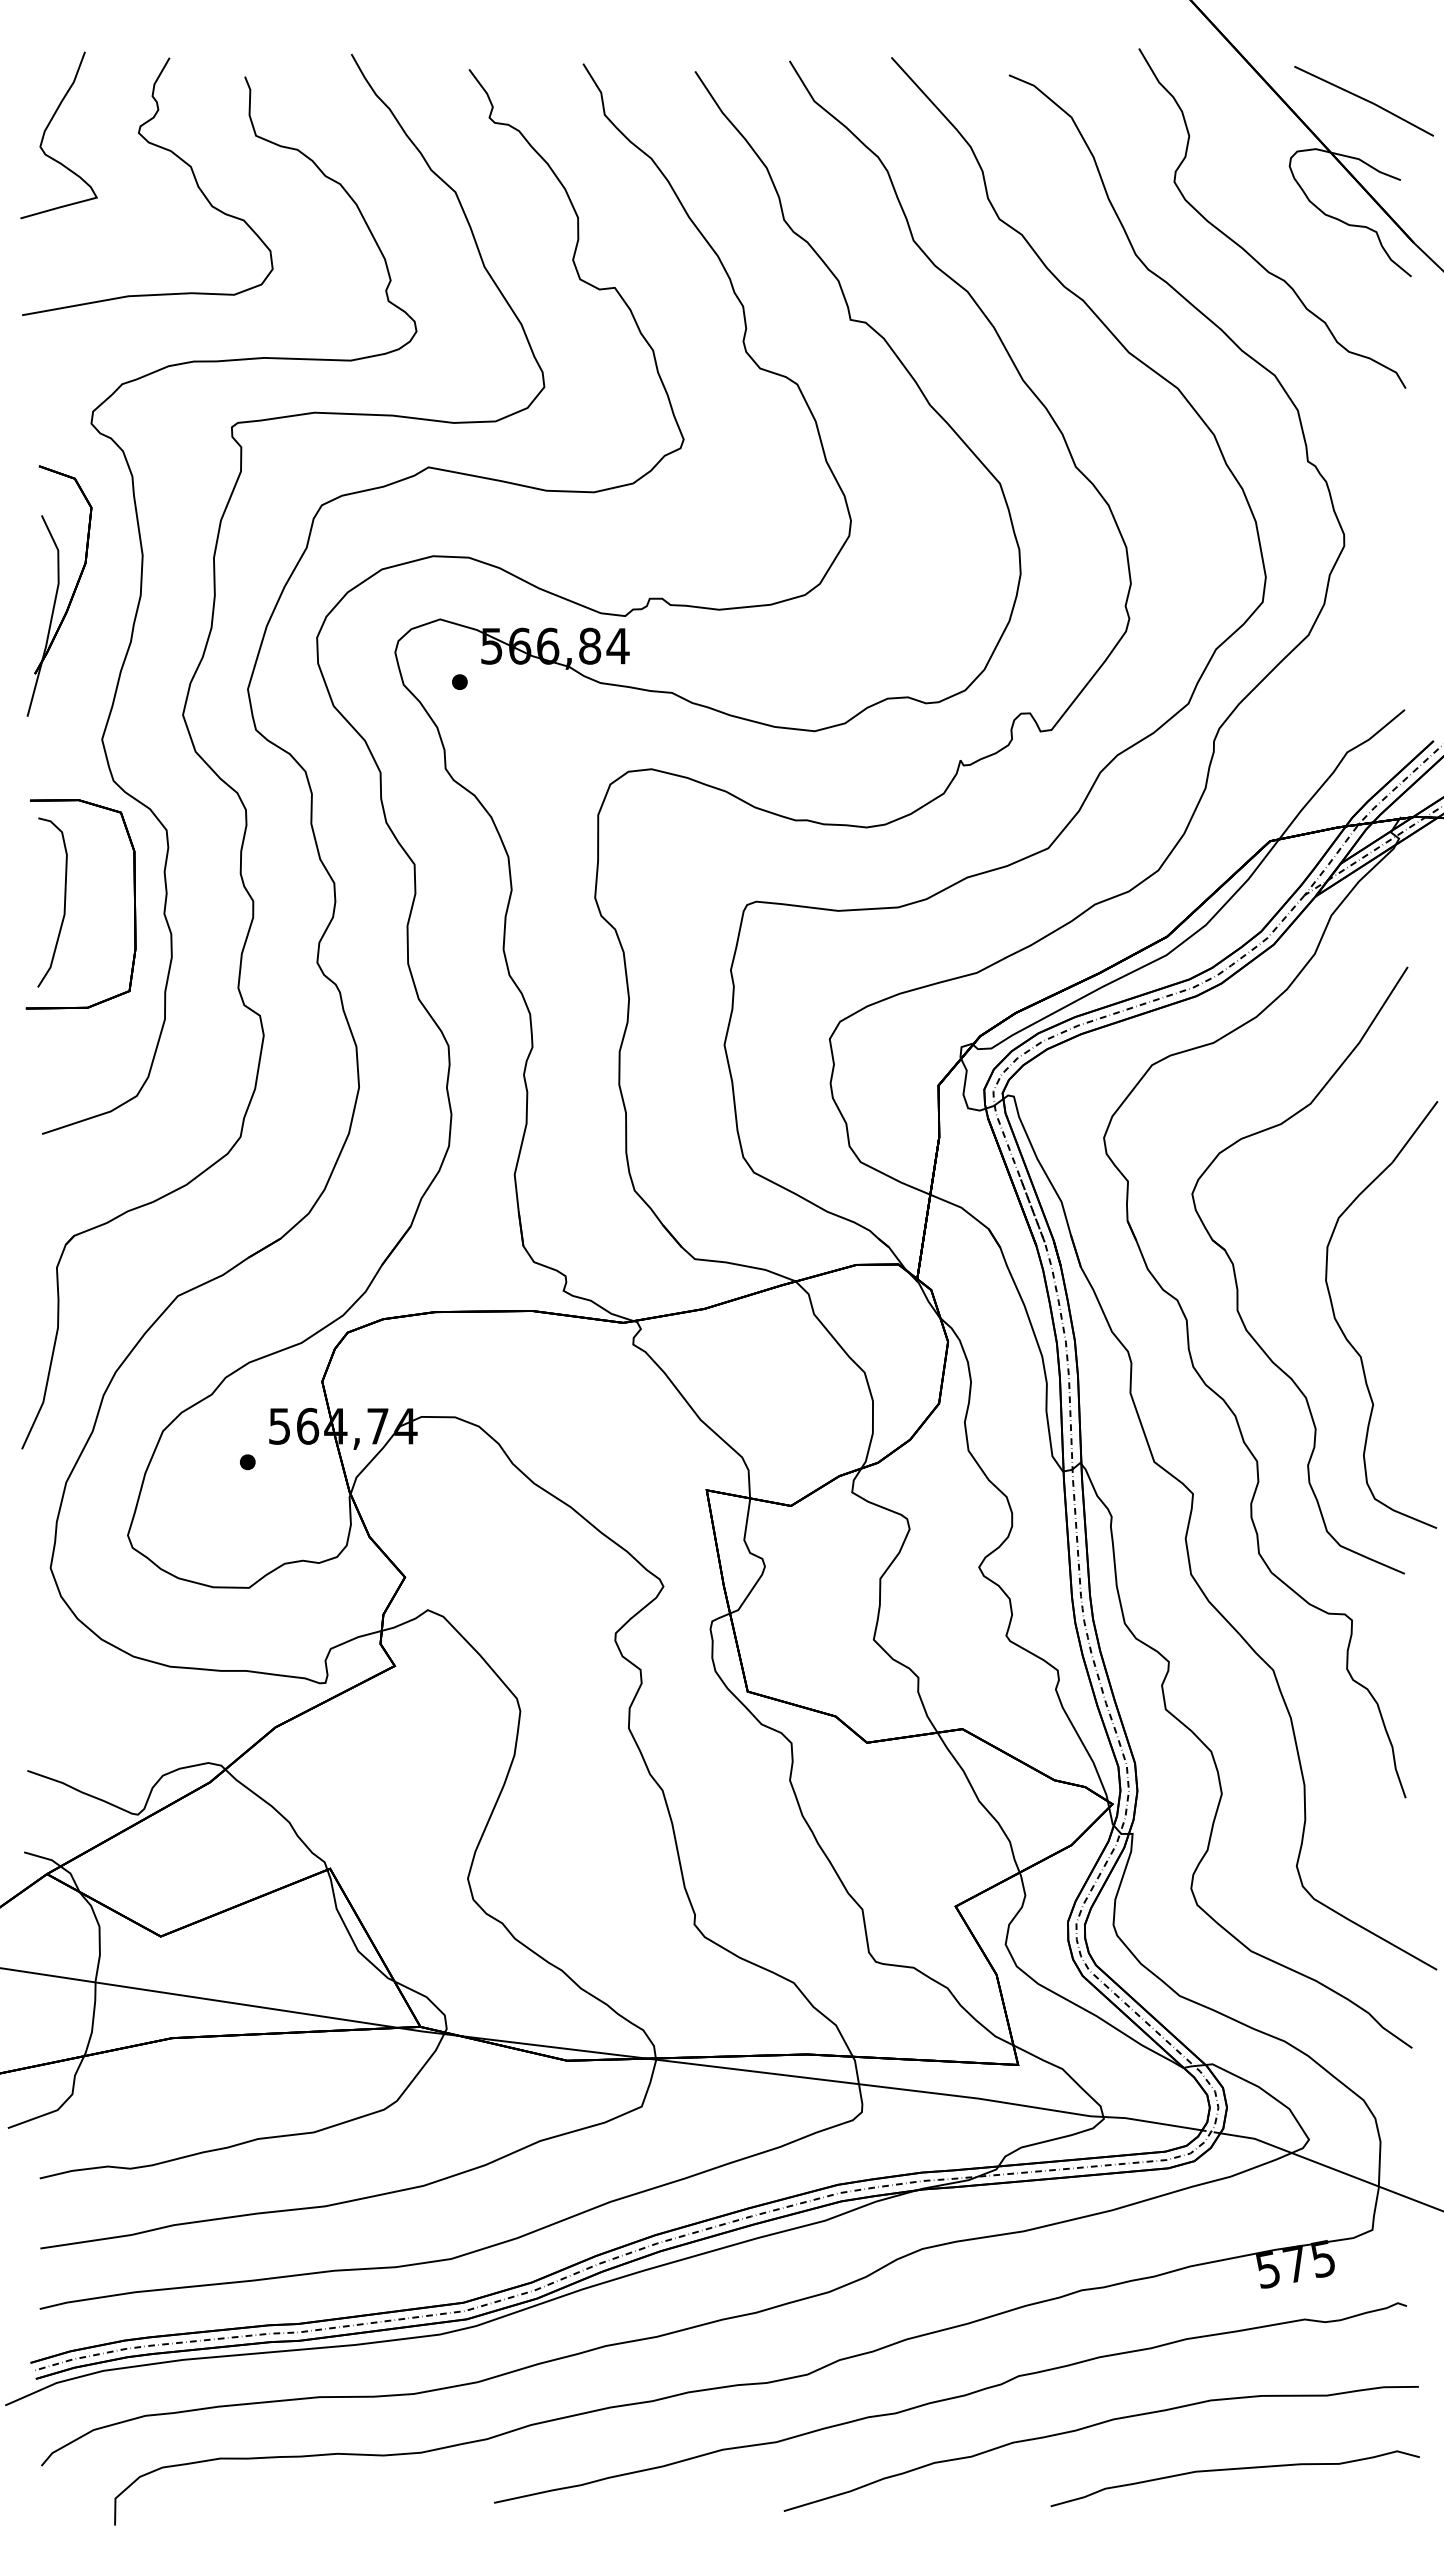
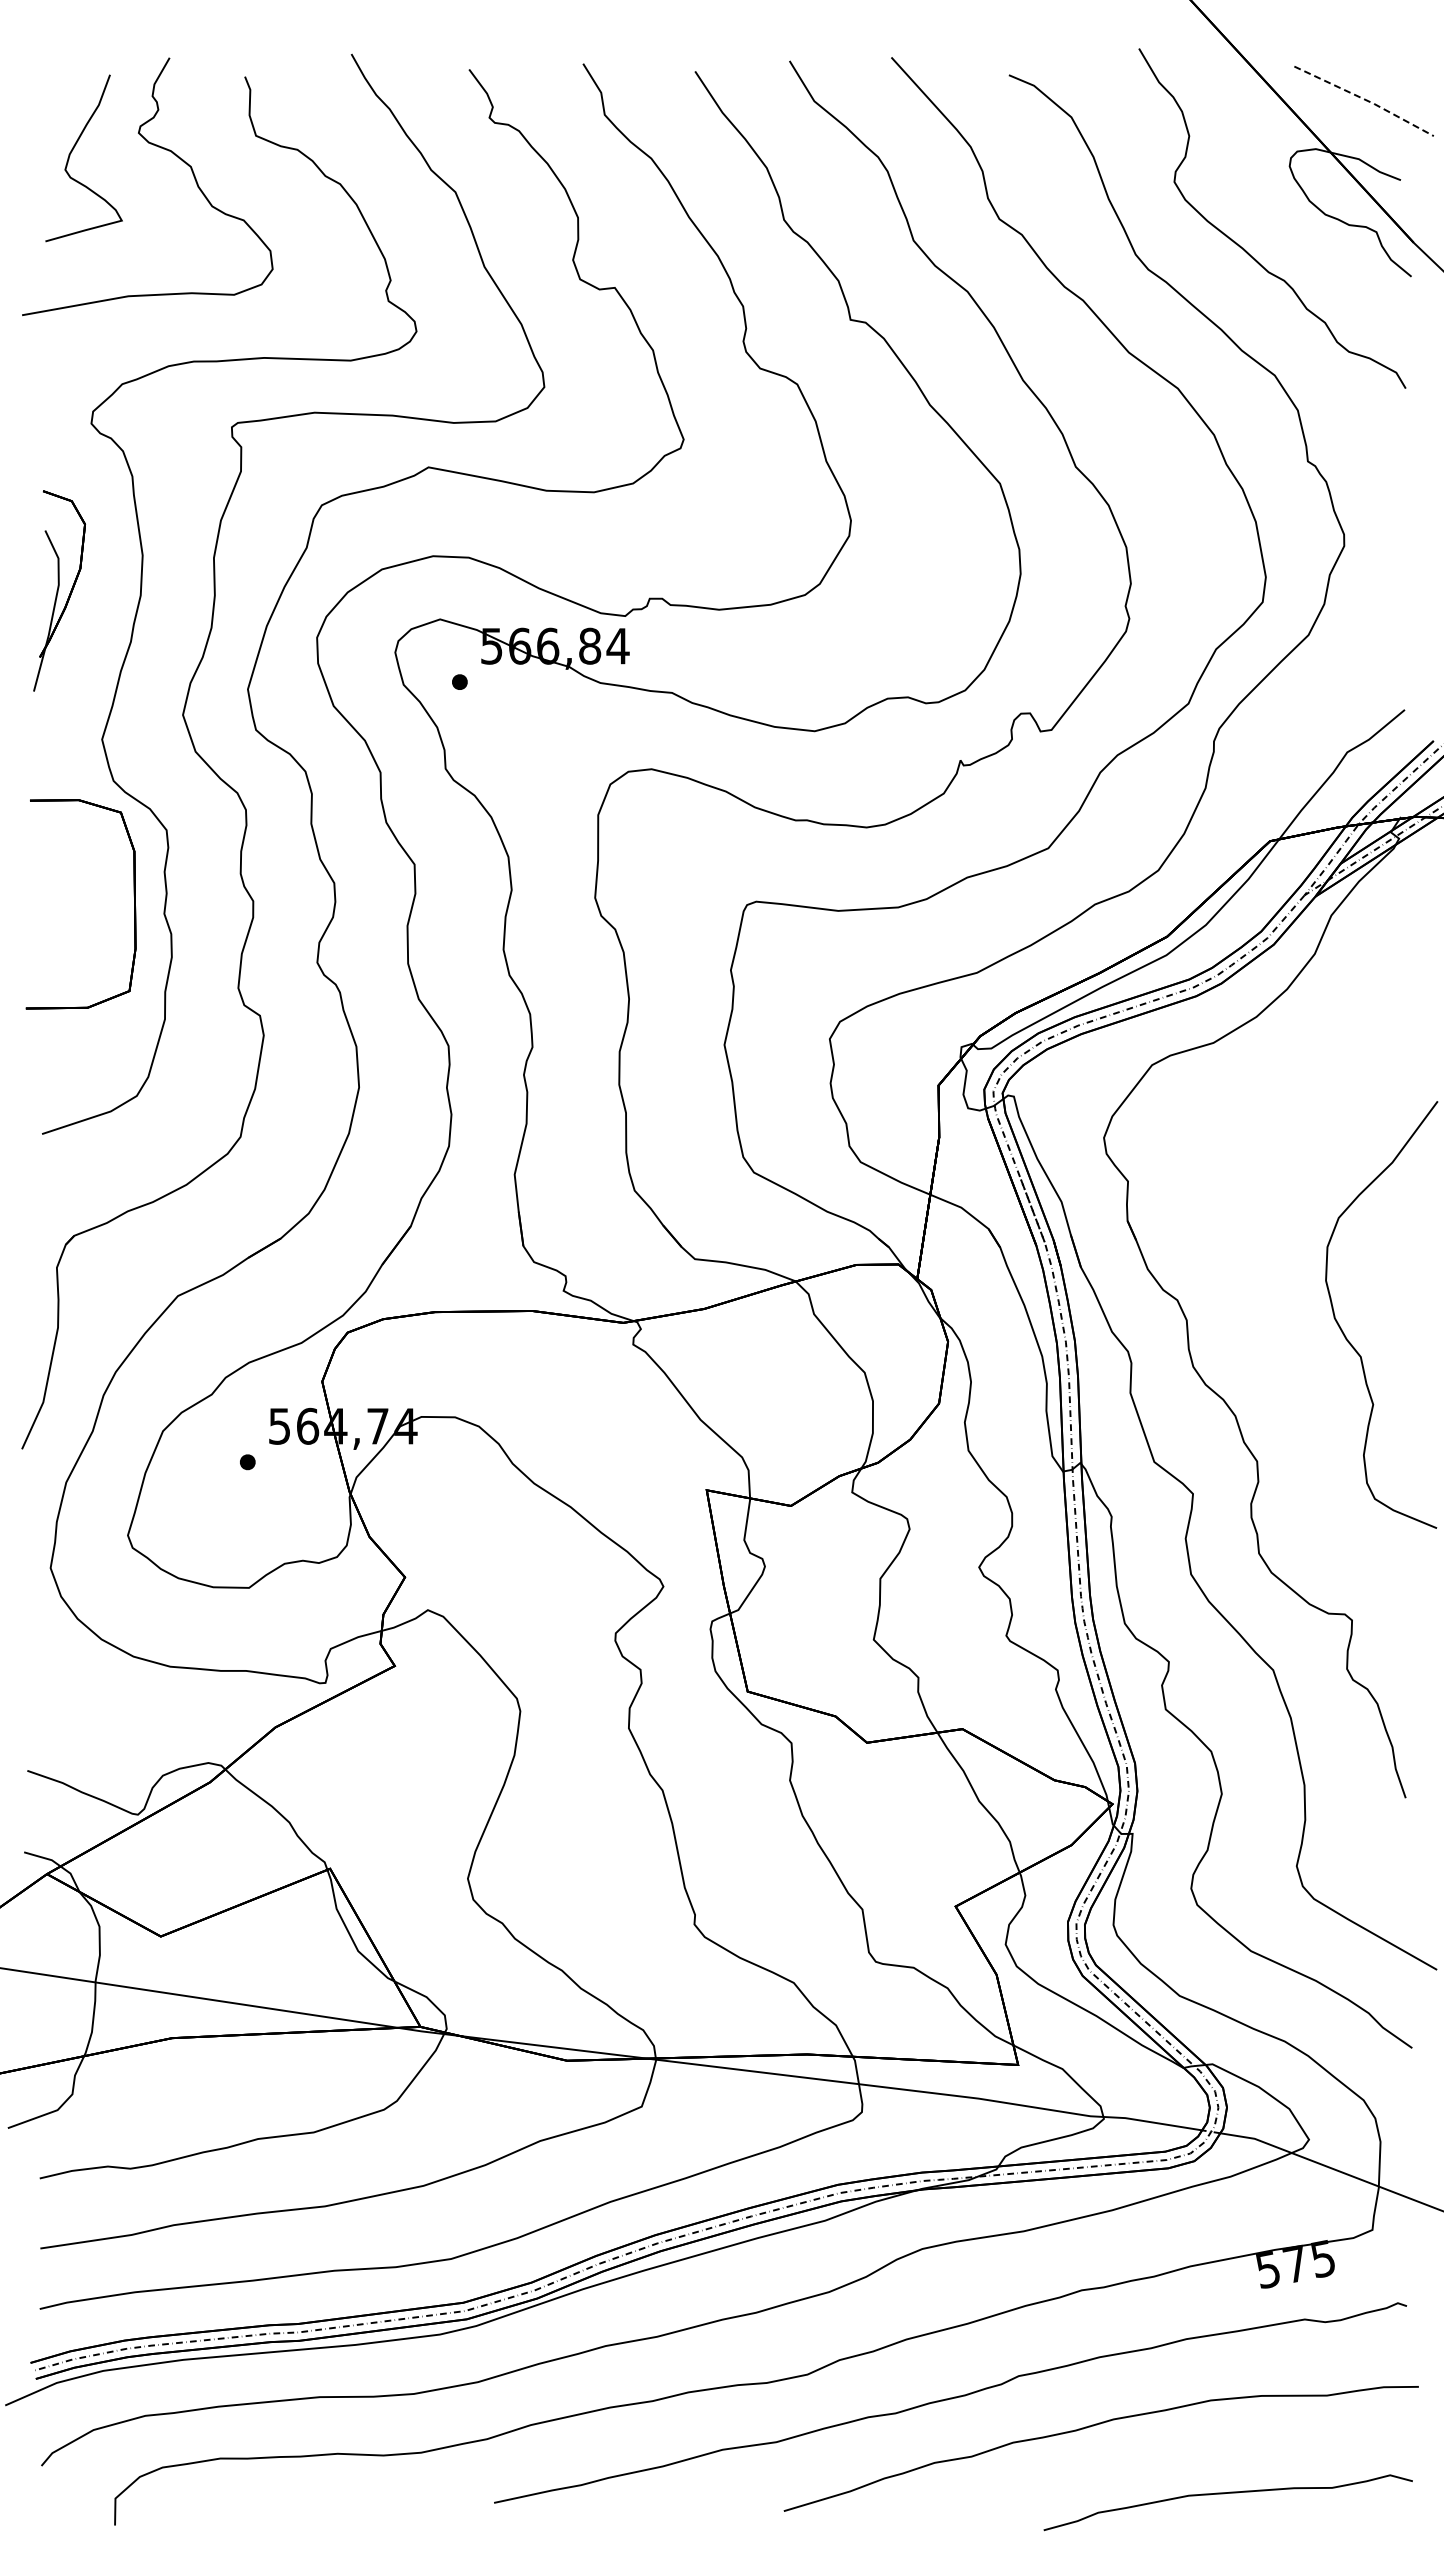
line: solid -> dashed (1365, 99)
curve position: (46, 130) -> (71, 153) (71, 153)
part size: 67x252 px -> 53x202 px (59, 590)
curve: present -> none (64, 902)
part: present -> none (1237, 1282)
curve position: (1231, 2470) -> (1224, 2494) (1224, 2494)
